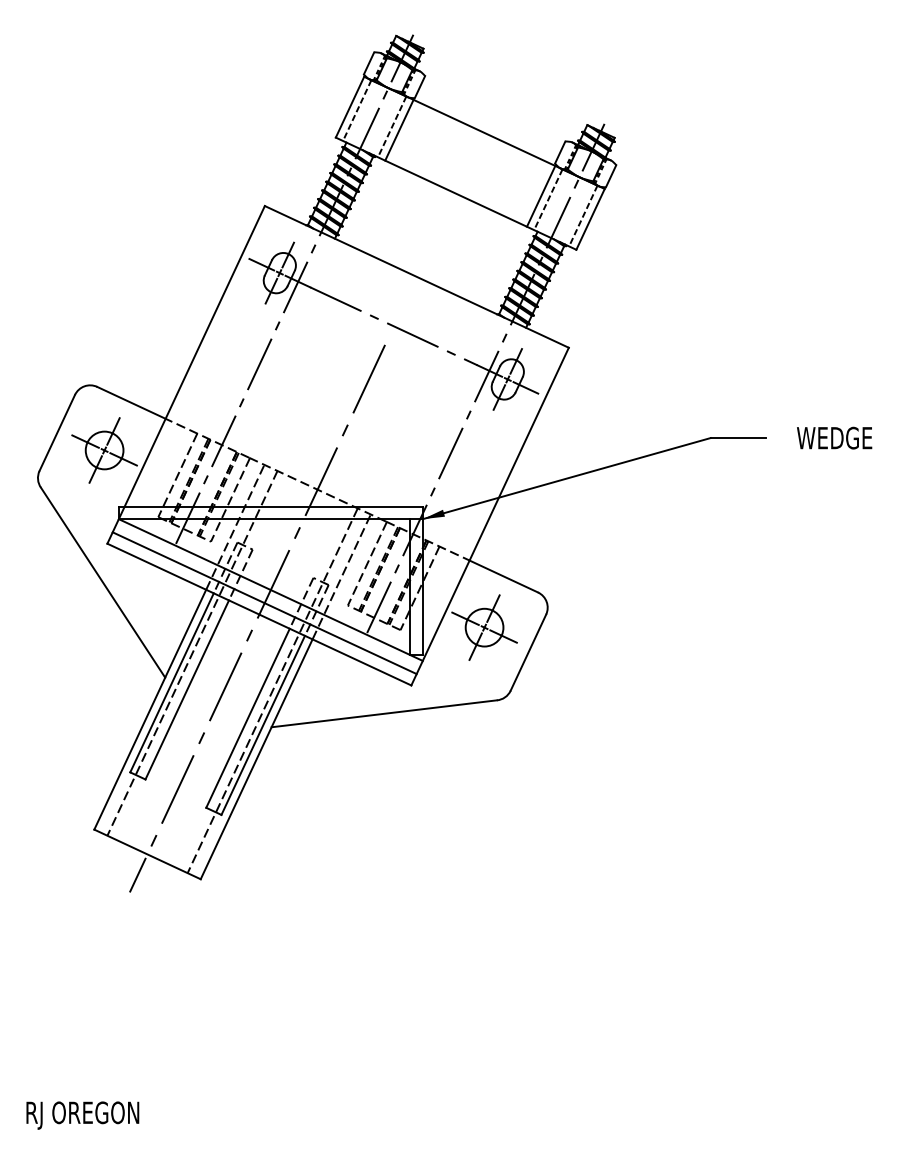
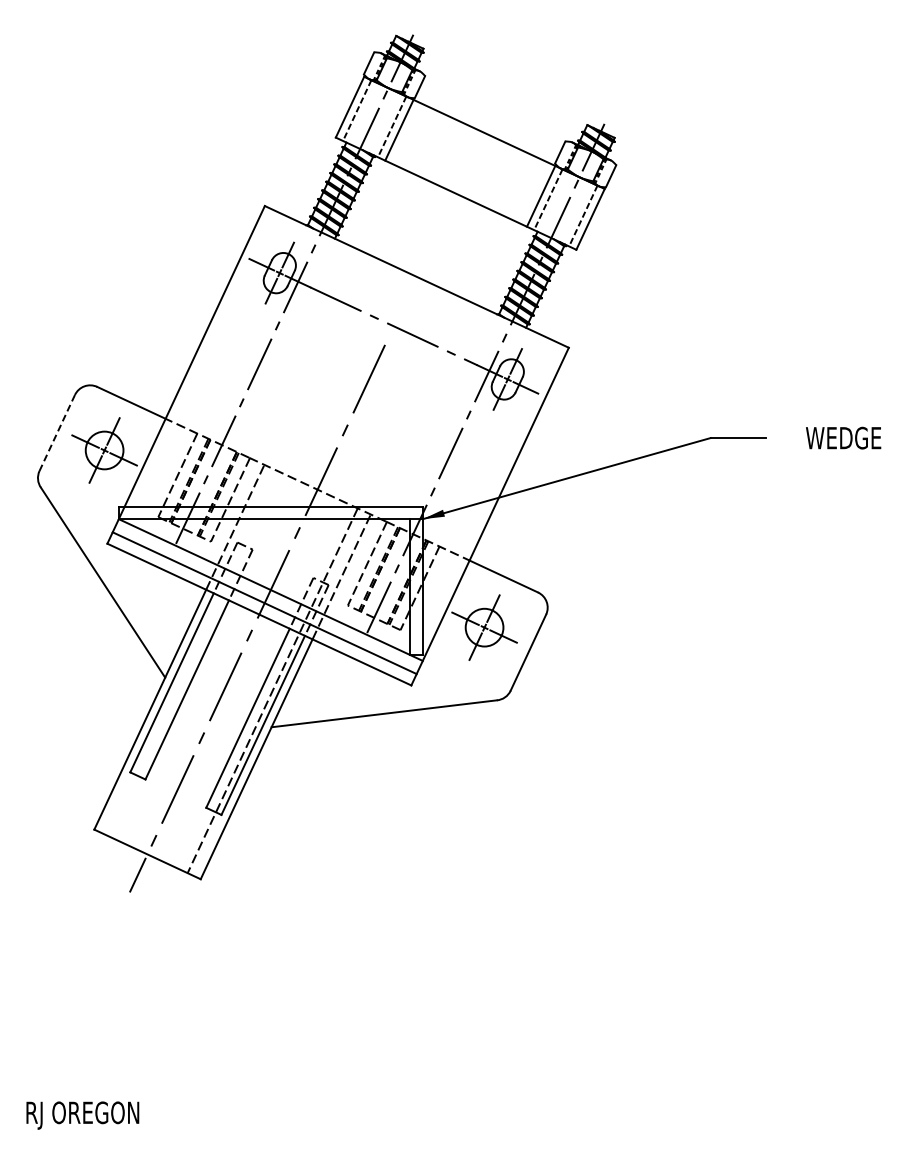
line: solid -> dashed (57, 433)
text position: (834, 437) -> (843, 437) (843, 437)
line: present -> none (192, 652)
